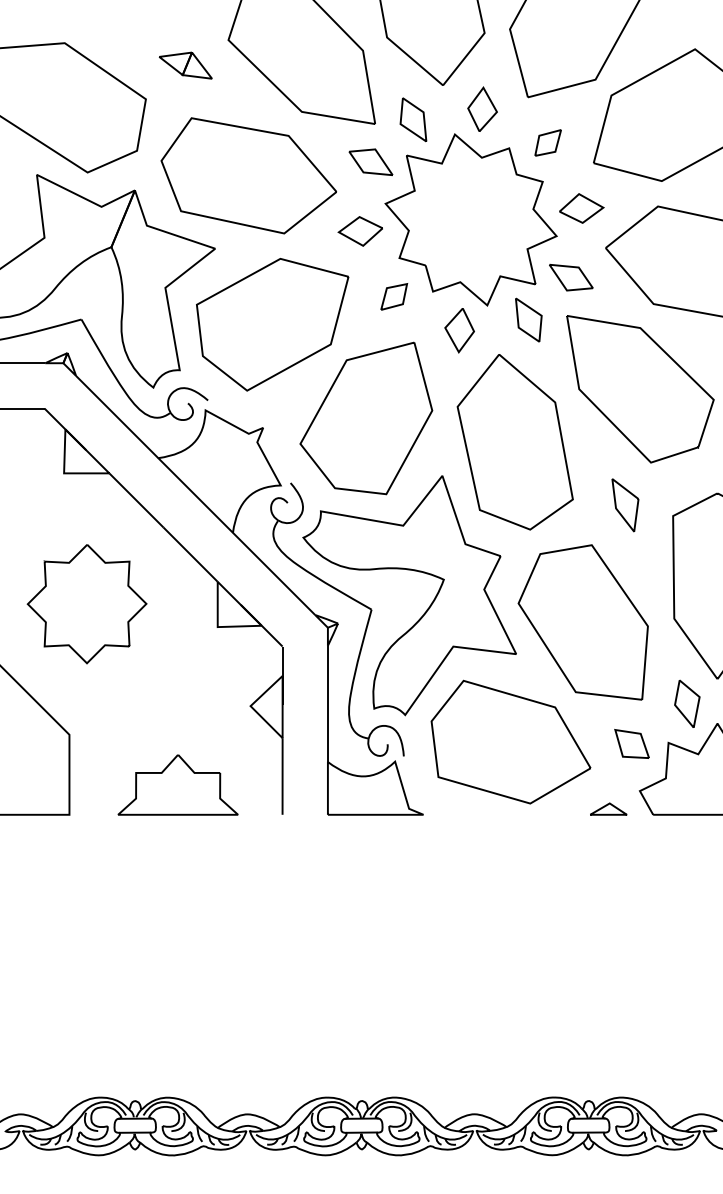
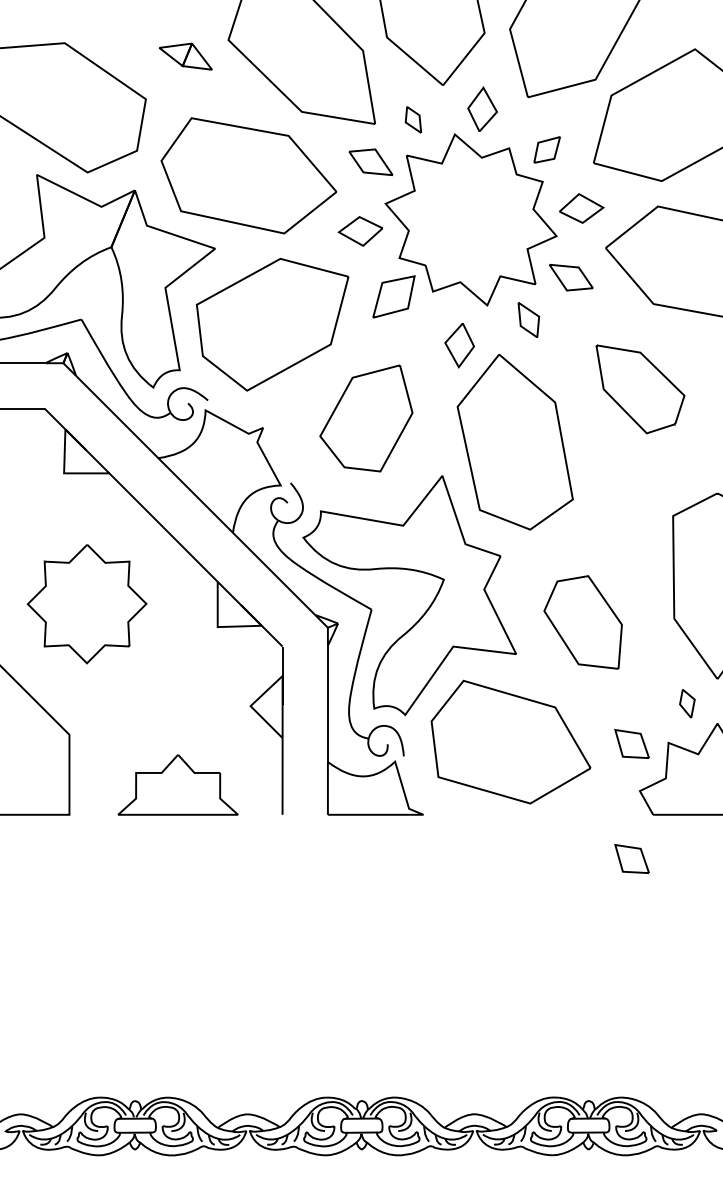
part position: (185, 65) -> (185, 56) (185, 56)
part size: 29x46 px -> 19x28 px (413, 119)
part position: (547, 142) -> (546, 149) (546, 149)
part size: 29x28 px -> 44x44 px (393, 296)
part size: 28x46 px -> 24x36 px (528, 319)
part position: (459, 330) -> (459, 345) (459, 345)
part size: 149x149 px -> 91x91 px (640, 389)
part size: 135x155 px -> 95x109 px (366, 418)
part: present -> none (625, 505)
part size: 132x157 px -> 80x95 px (582, 622)
part size: 27x49 px -> 17x30 px (687, 703)
part: present -> none (608, 808)
part: none -> present (631, 858)
